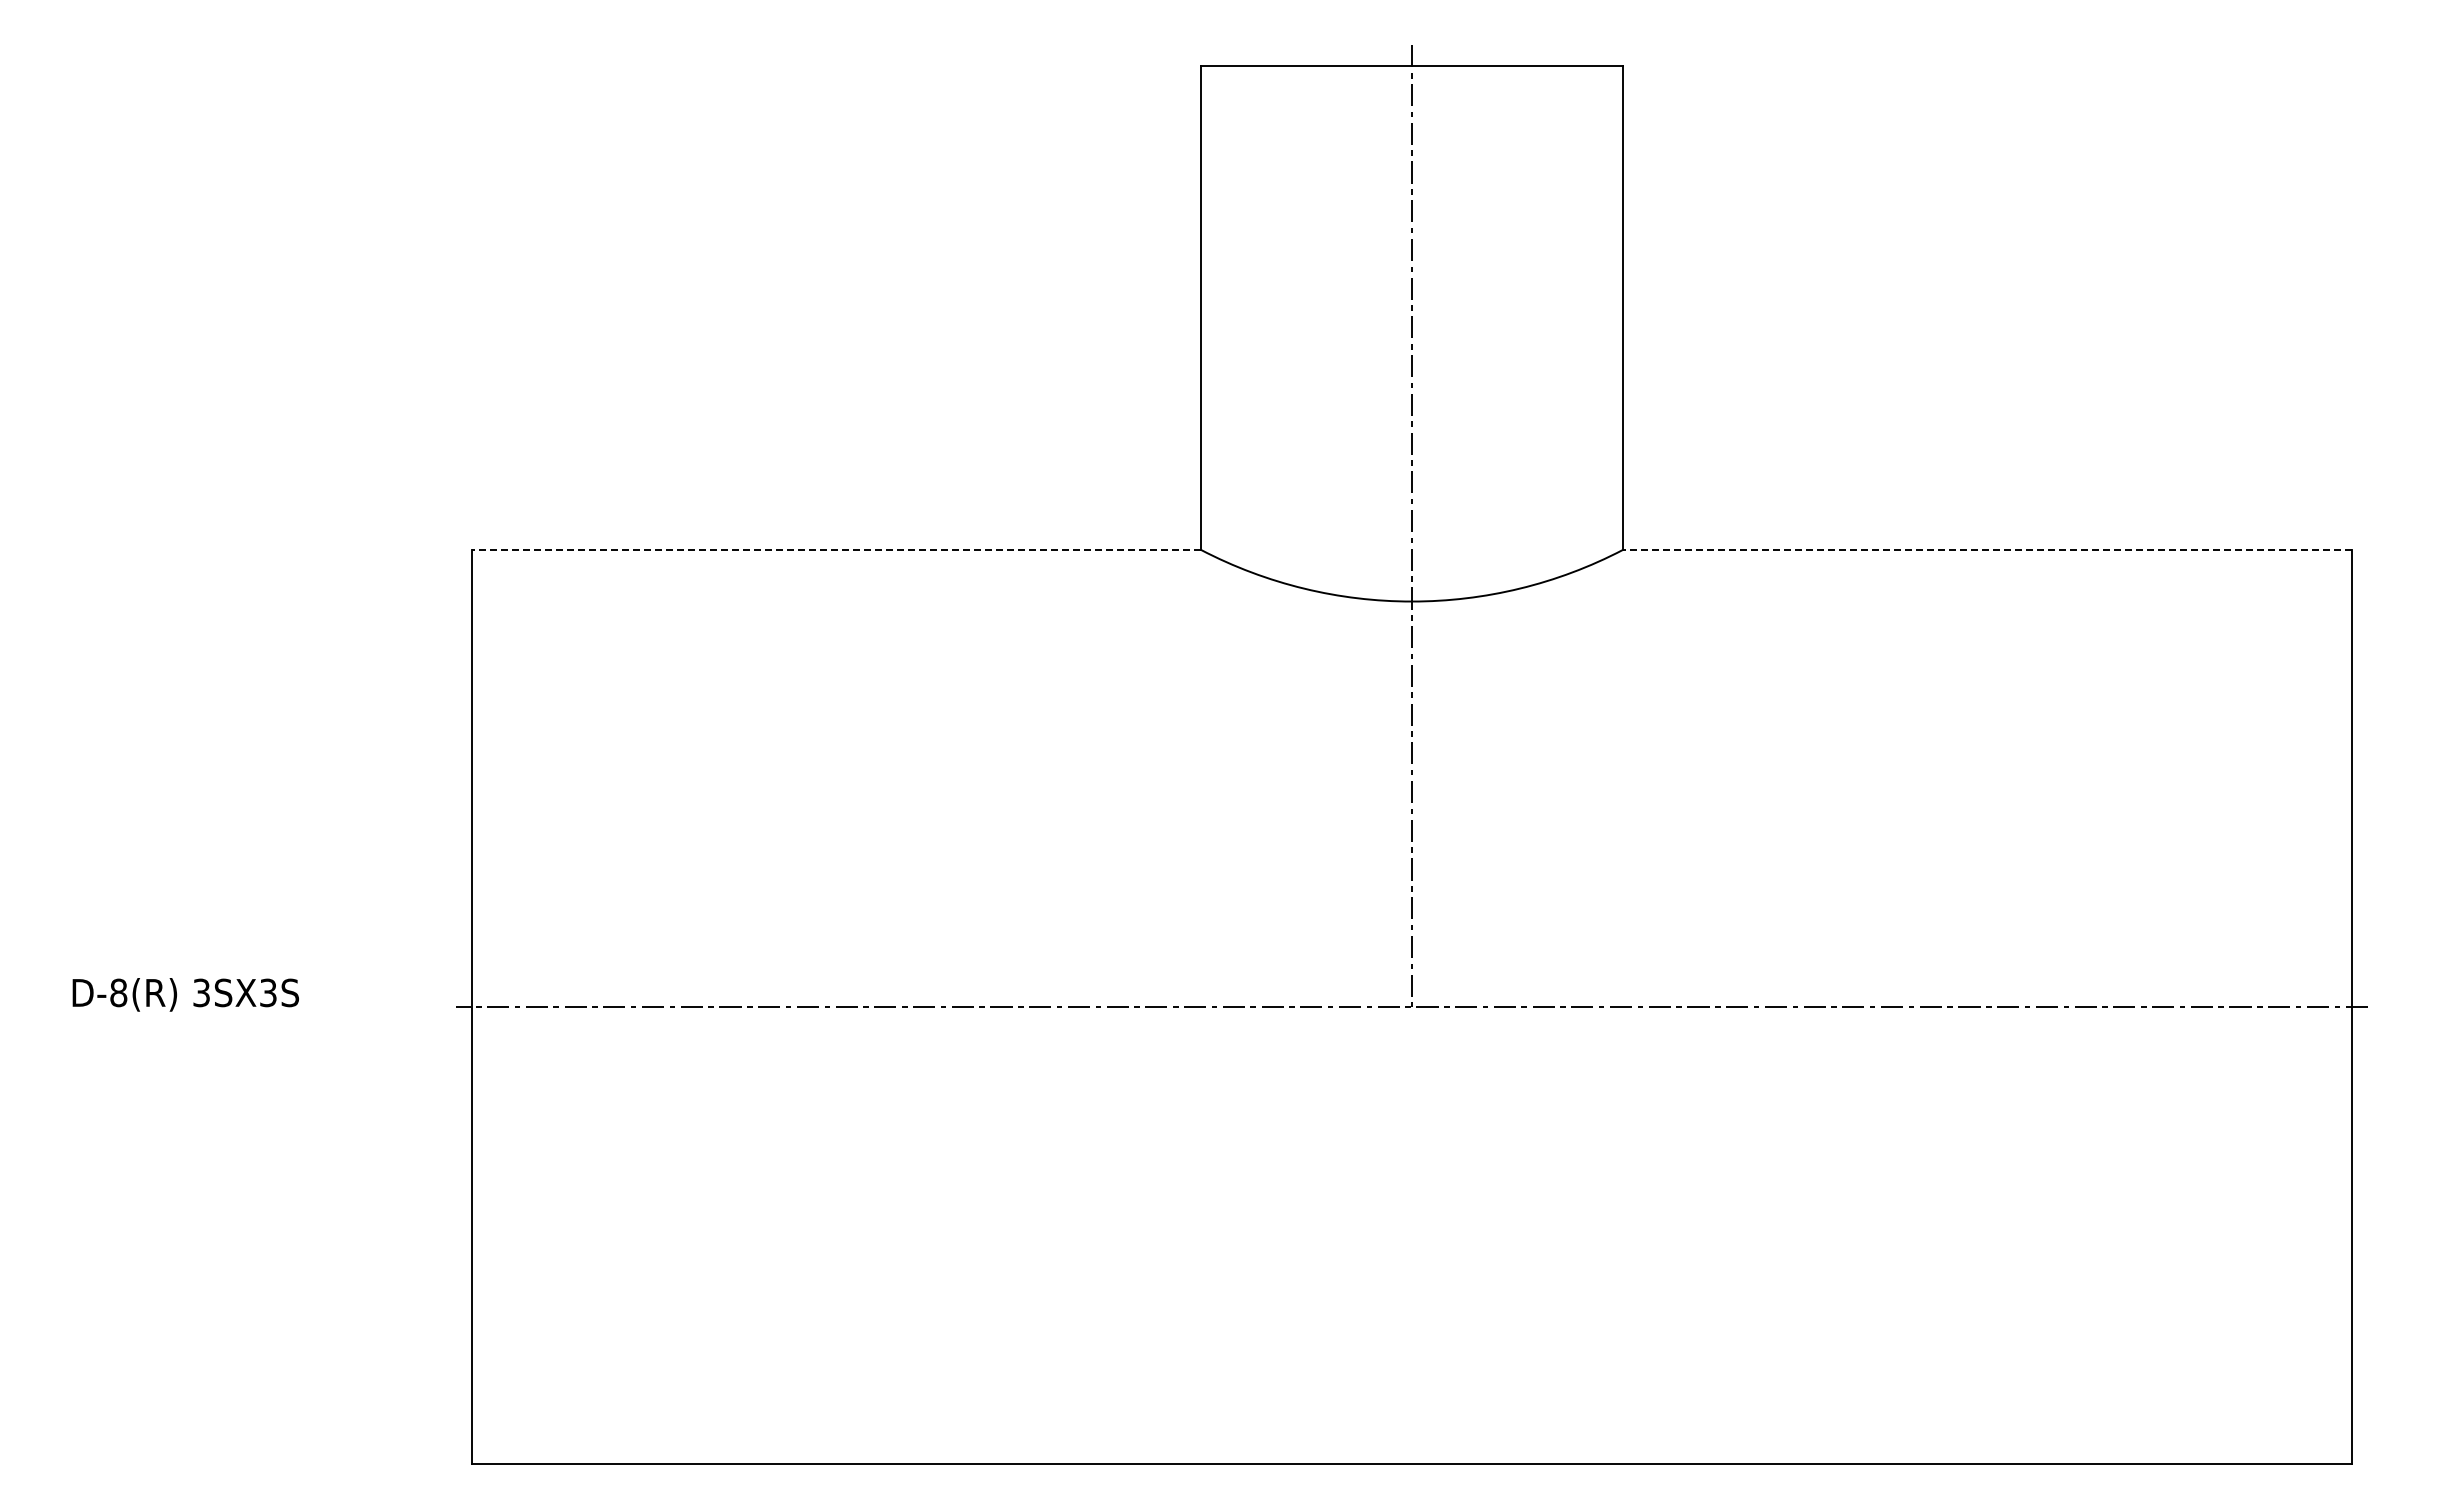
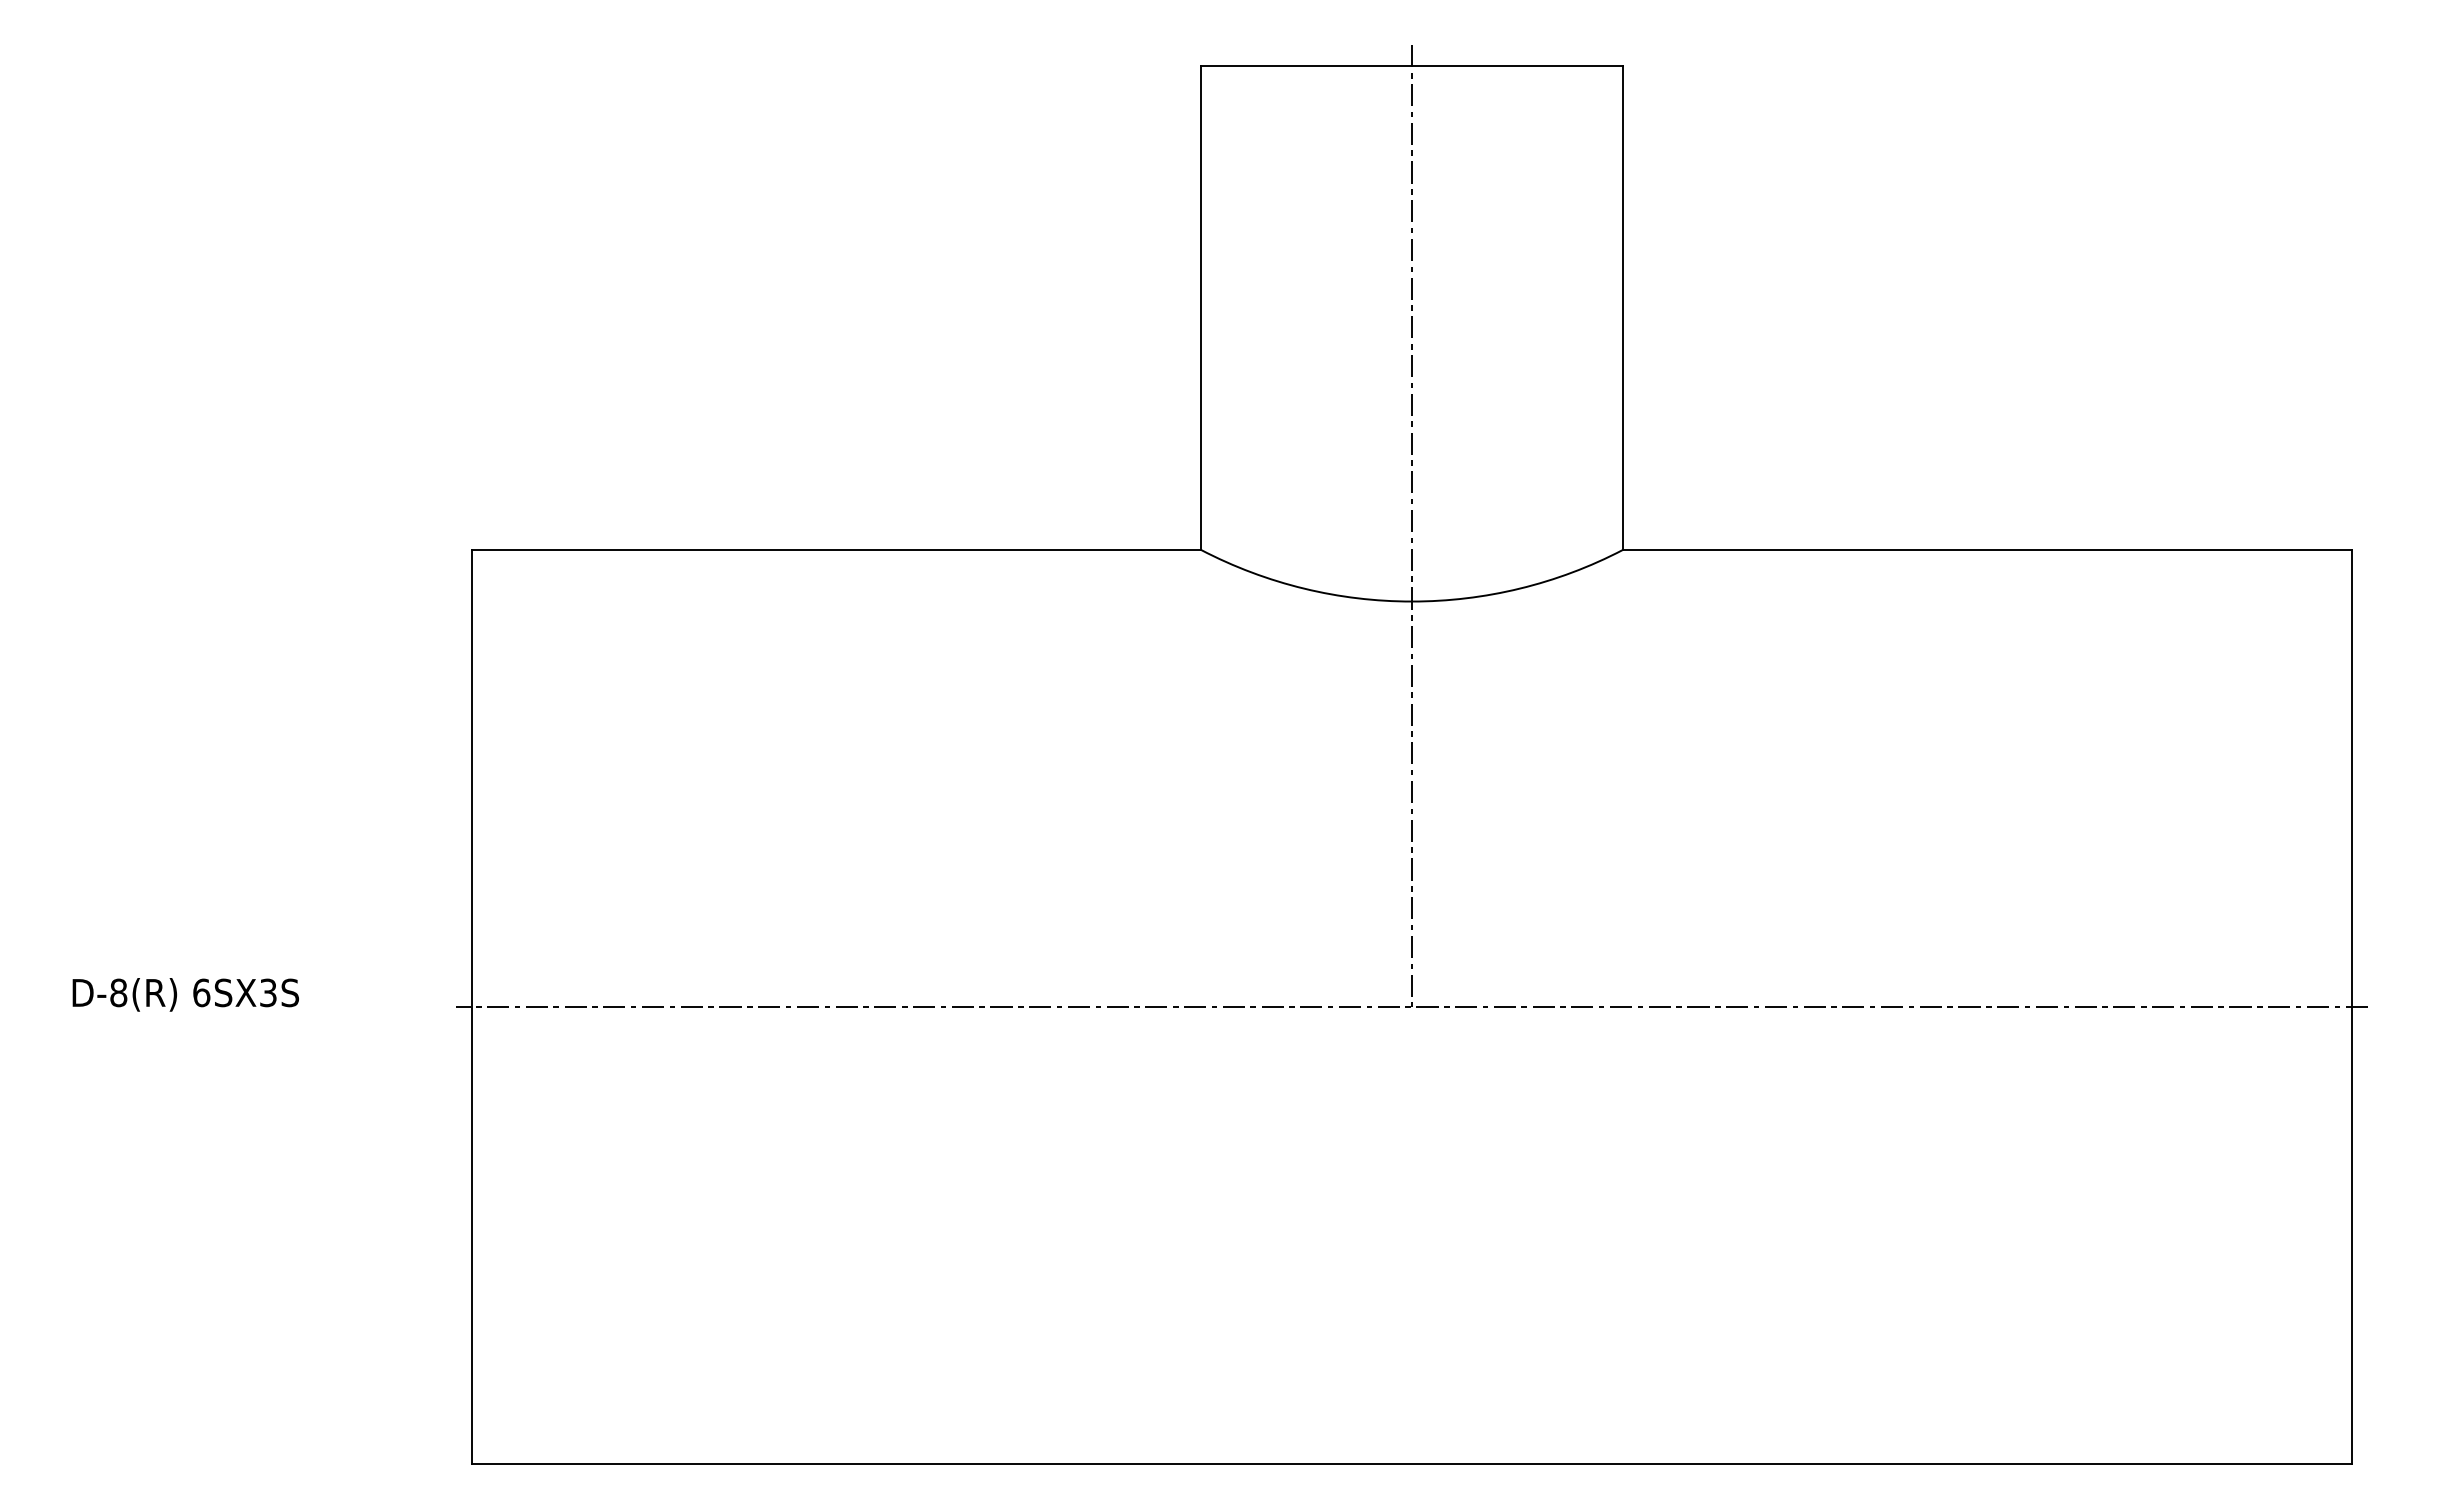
line: dashed -> solid (836, 549)
line: dashed -> solid (1987, 549)
text: 3SX3S -> 6SX3S (201, 992)
